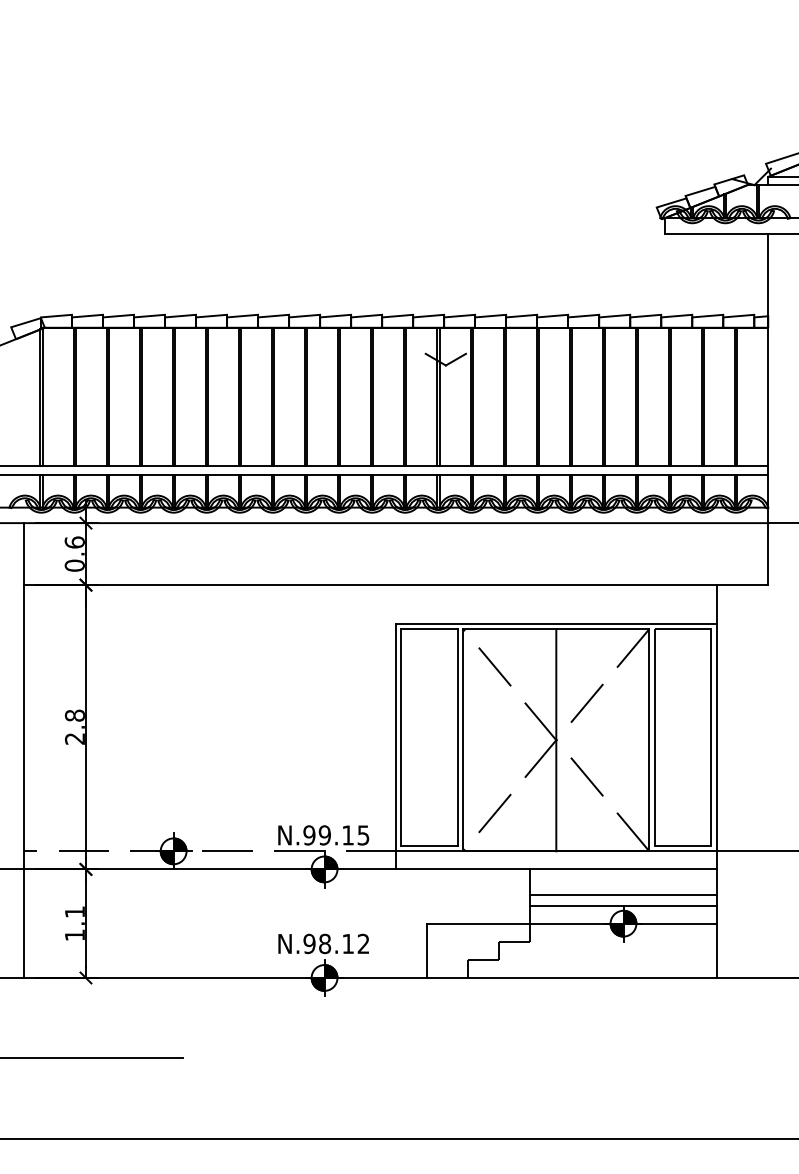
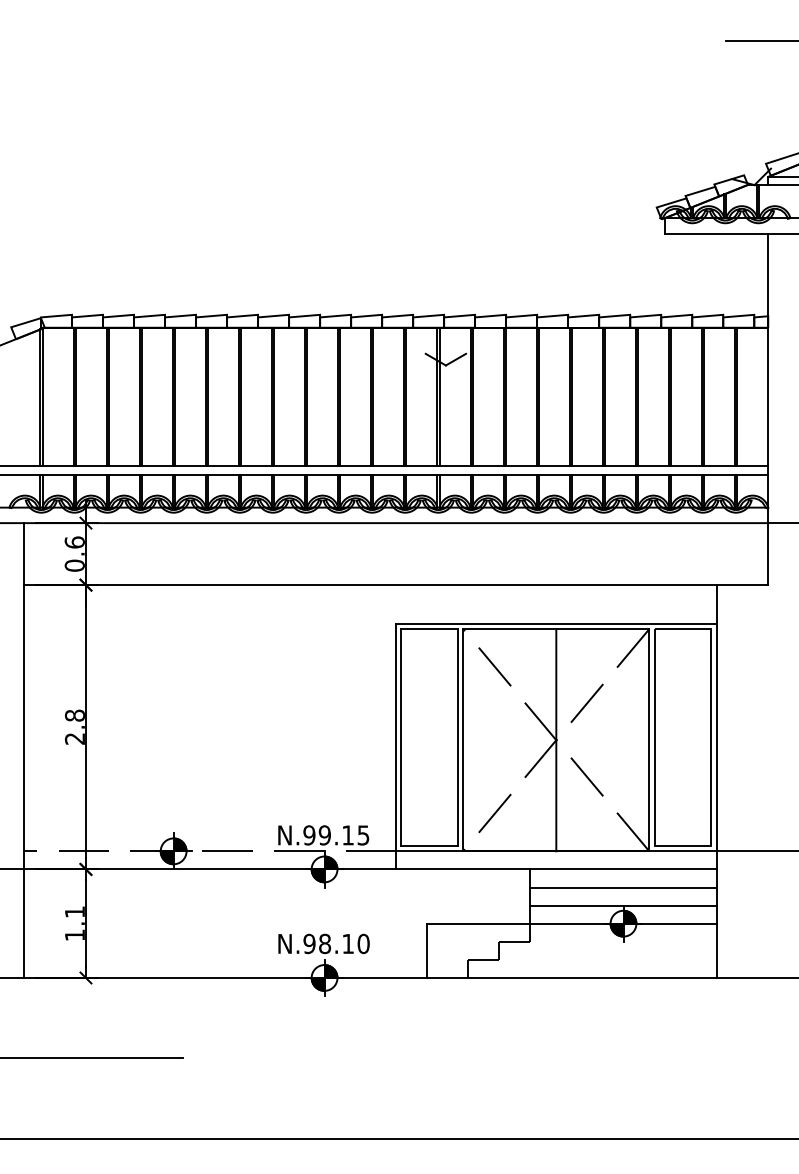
line: none -> present (760, 40)
line position: (623, 894) -> (623, 887) (623, 887)
text: N.98.12 -> N.98.10 (363, 943)
